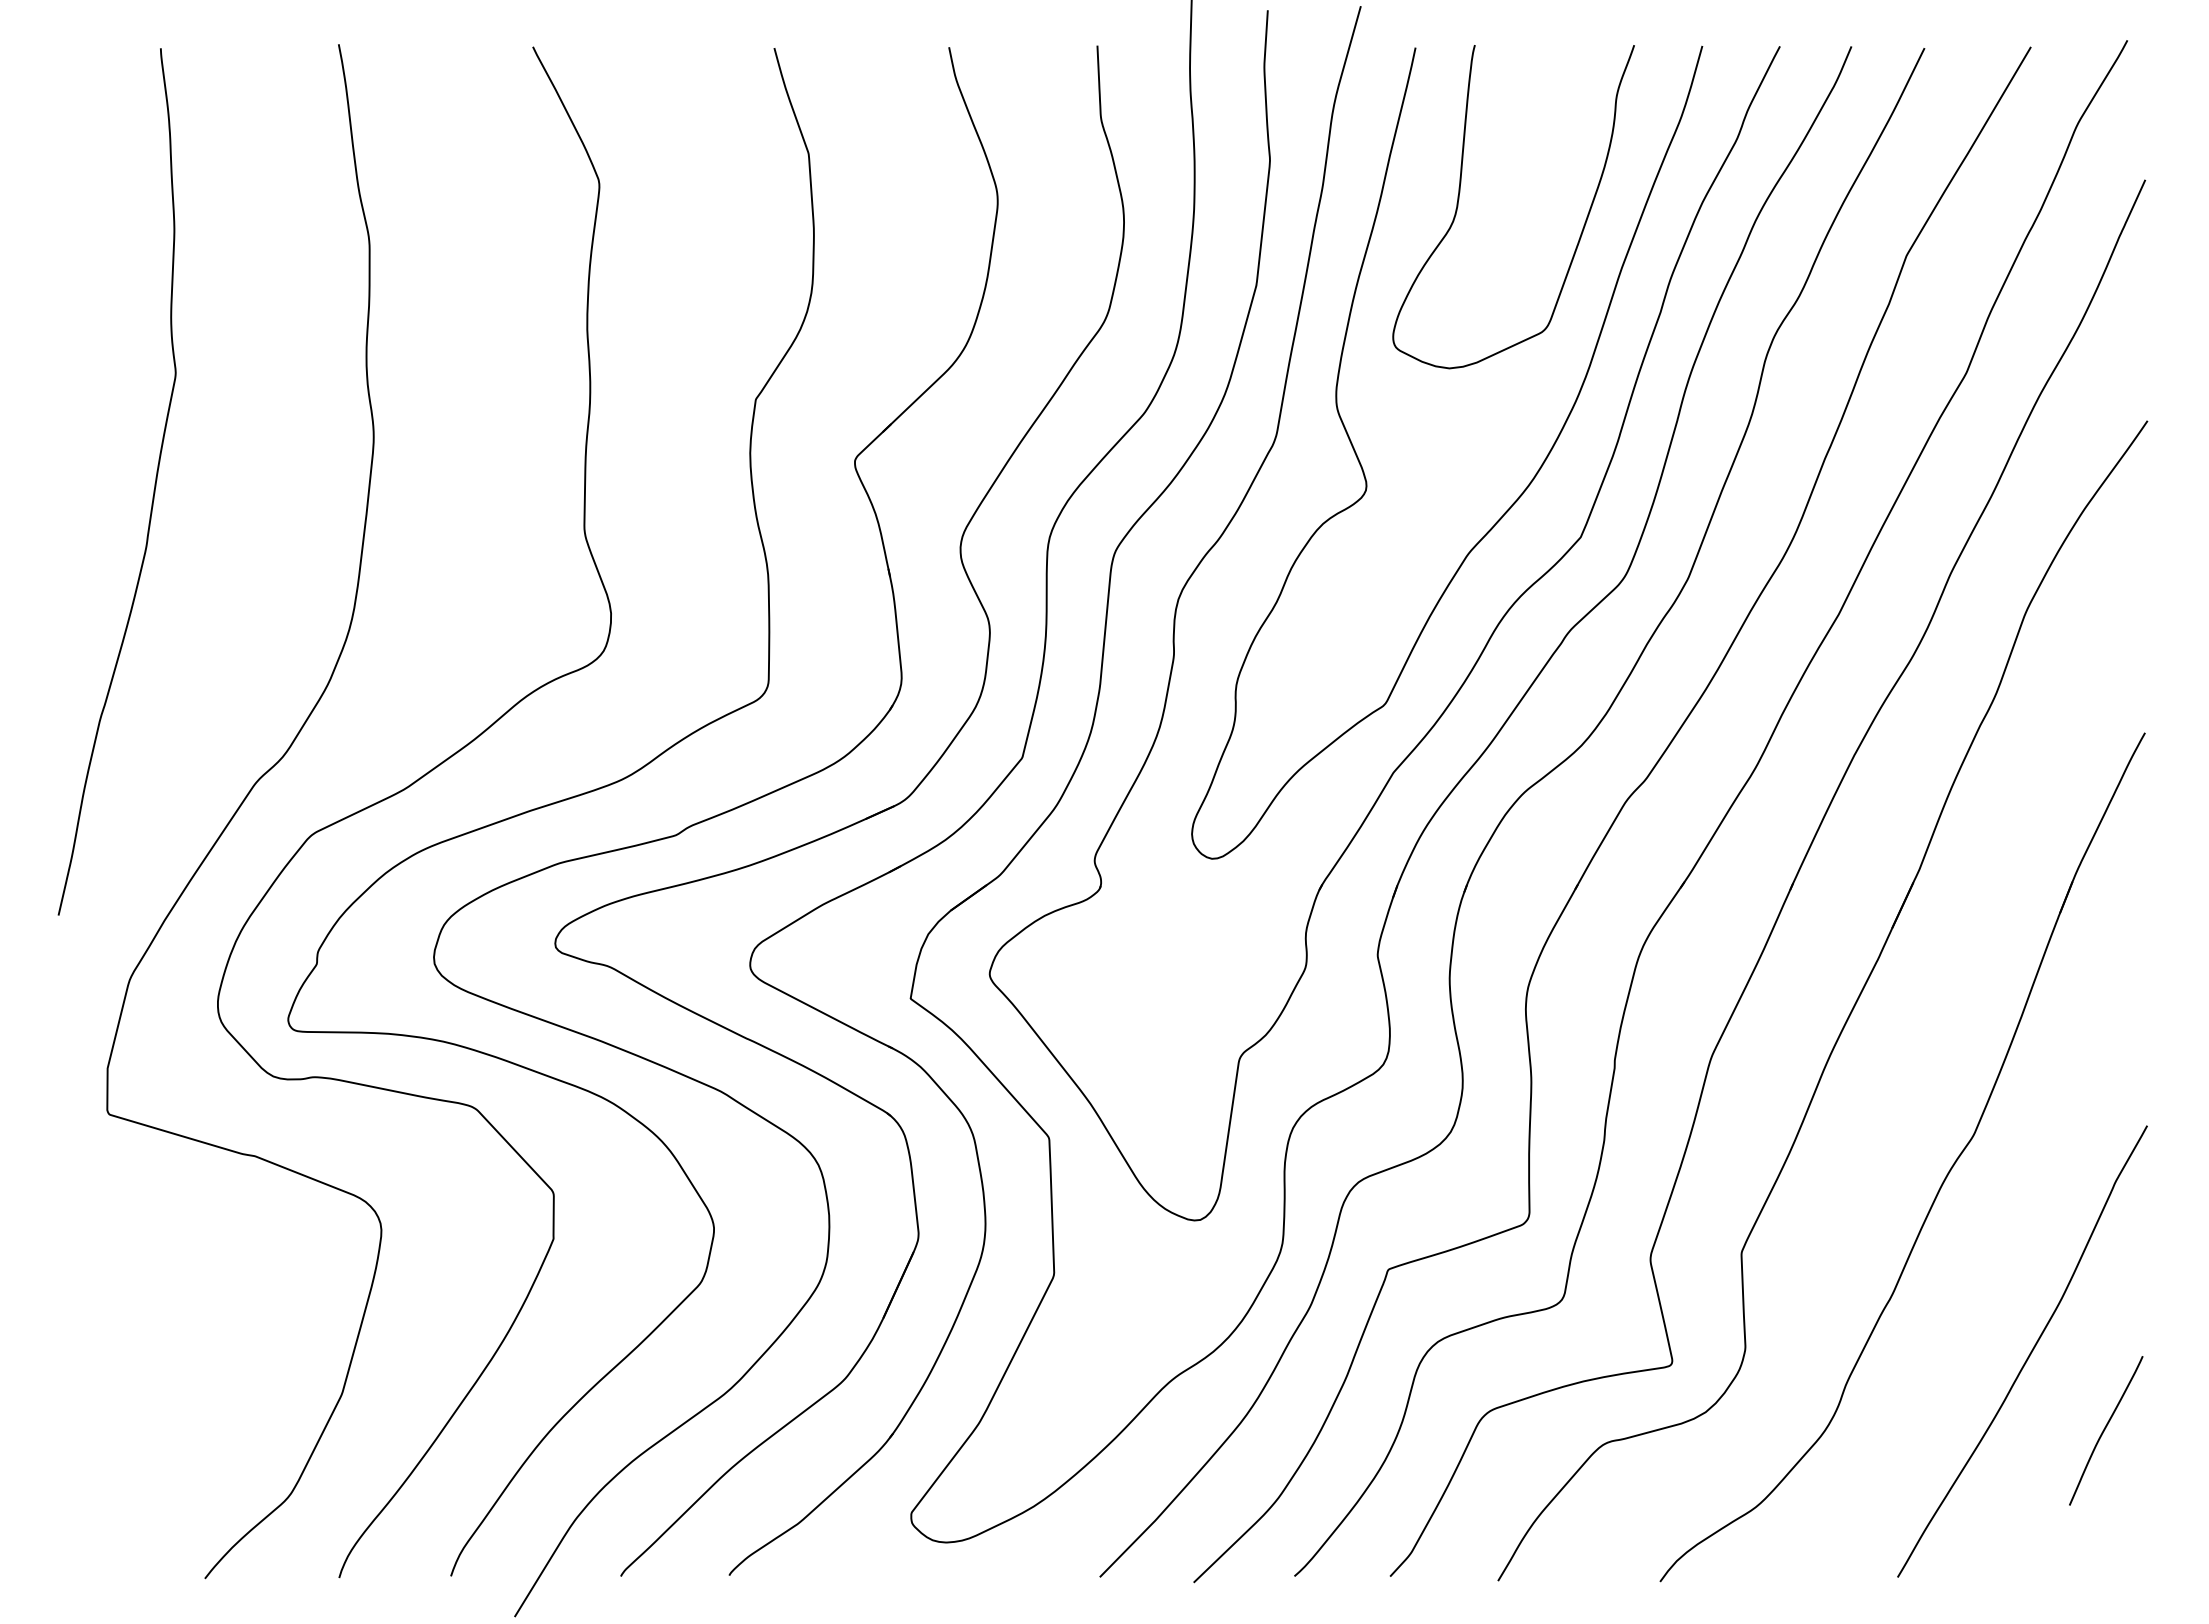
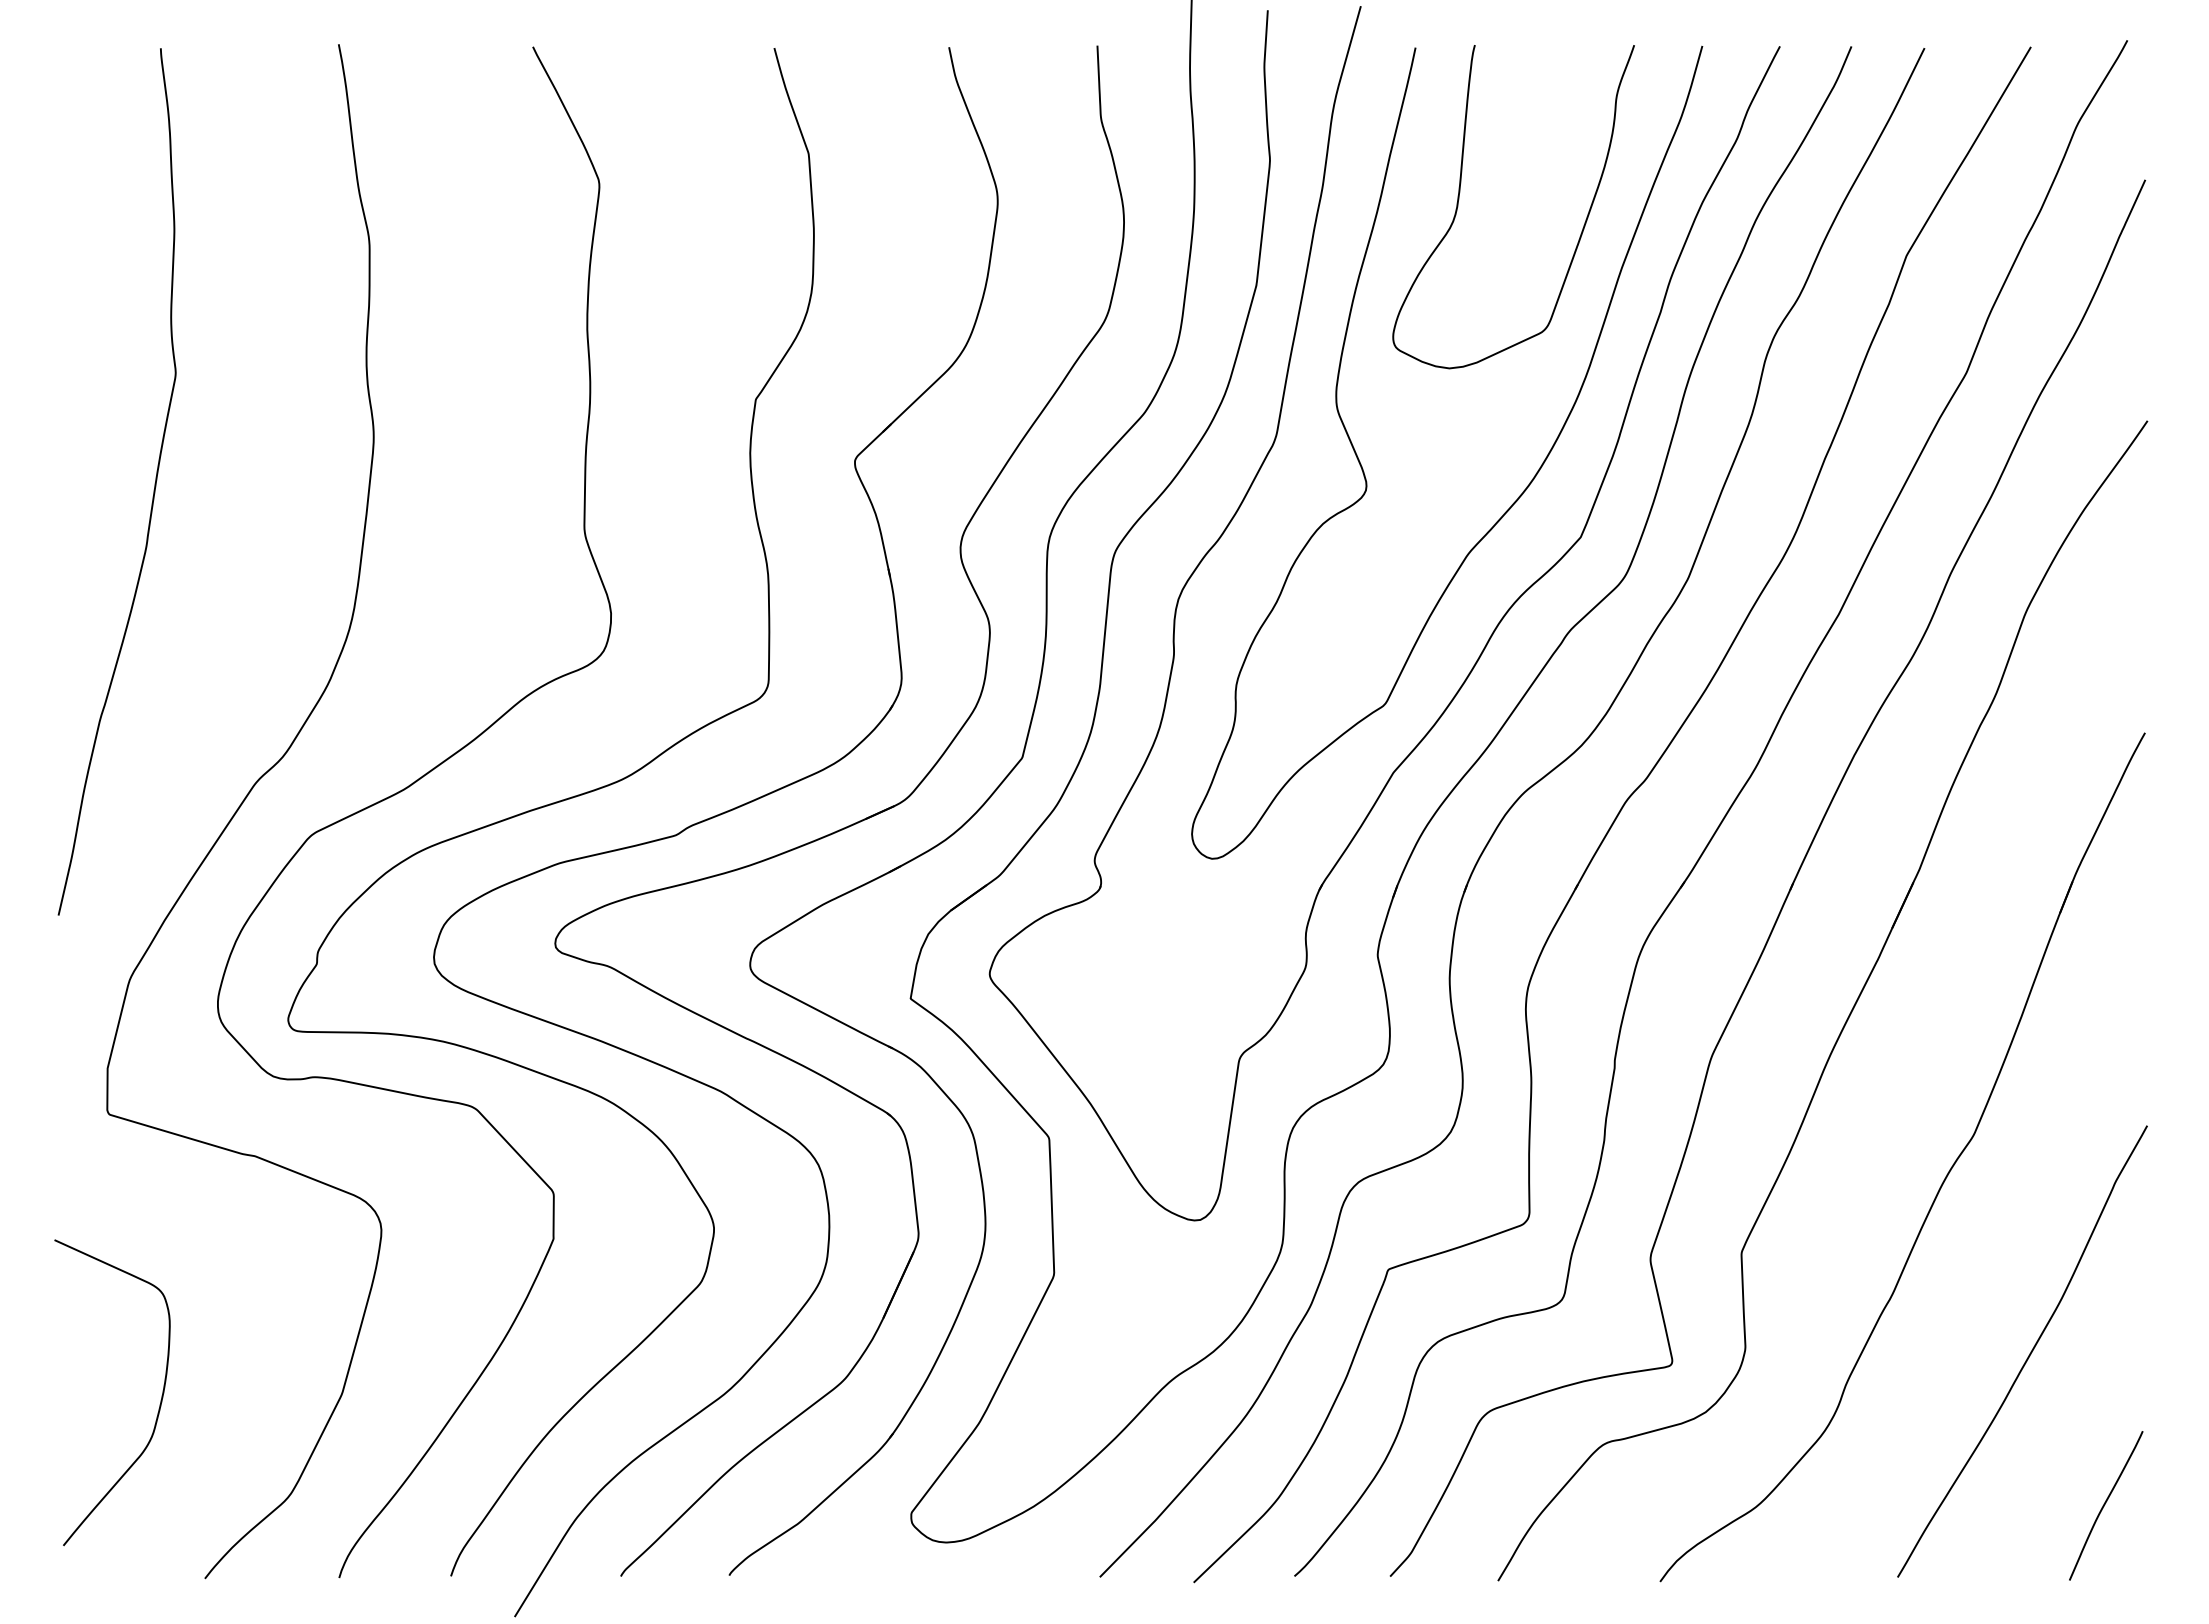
curve: none -> present (159, 1404)
curve position: (2105, 1429) -> (2105, 1504) (2105, 1504)
